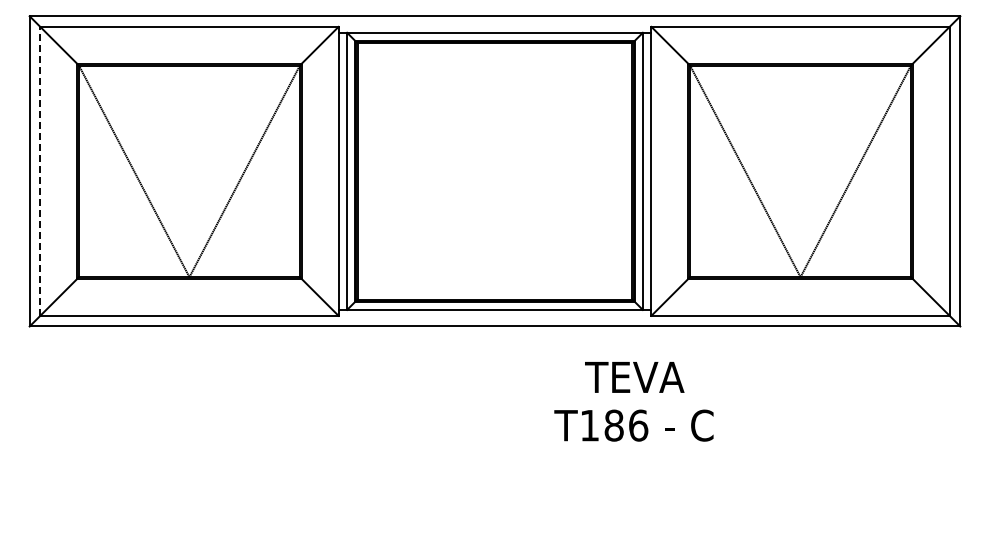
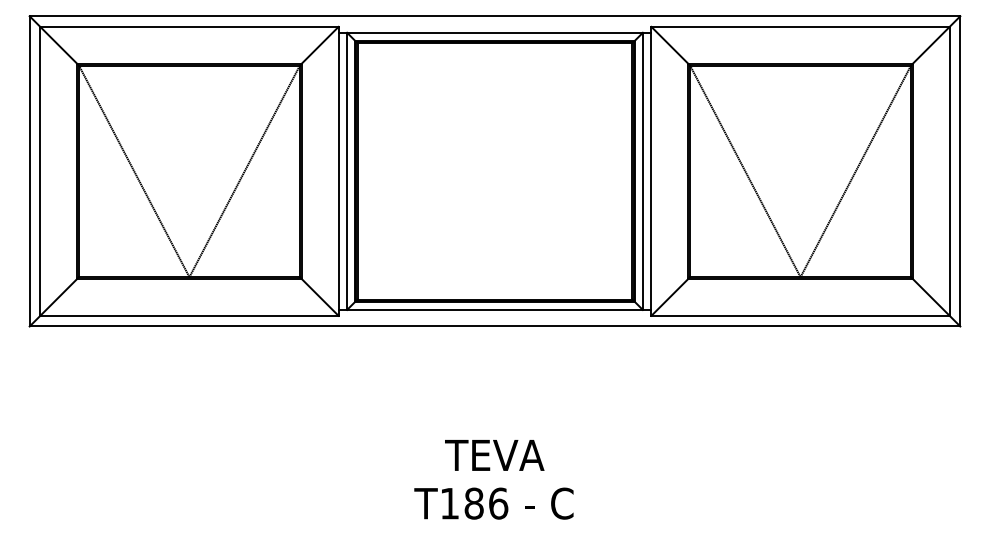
line: dashed -> solid (40, 170)
text position: (633, 401) -> (493, 479) (493, 479)
